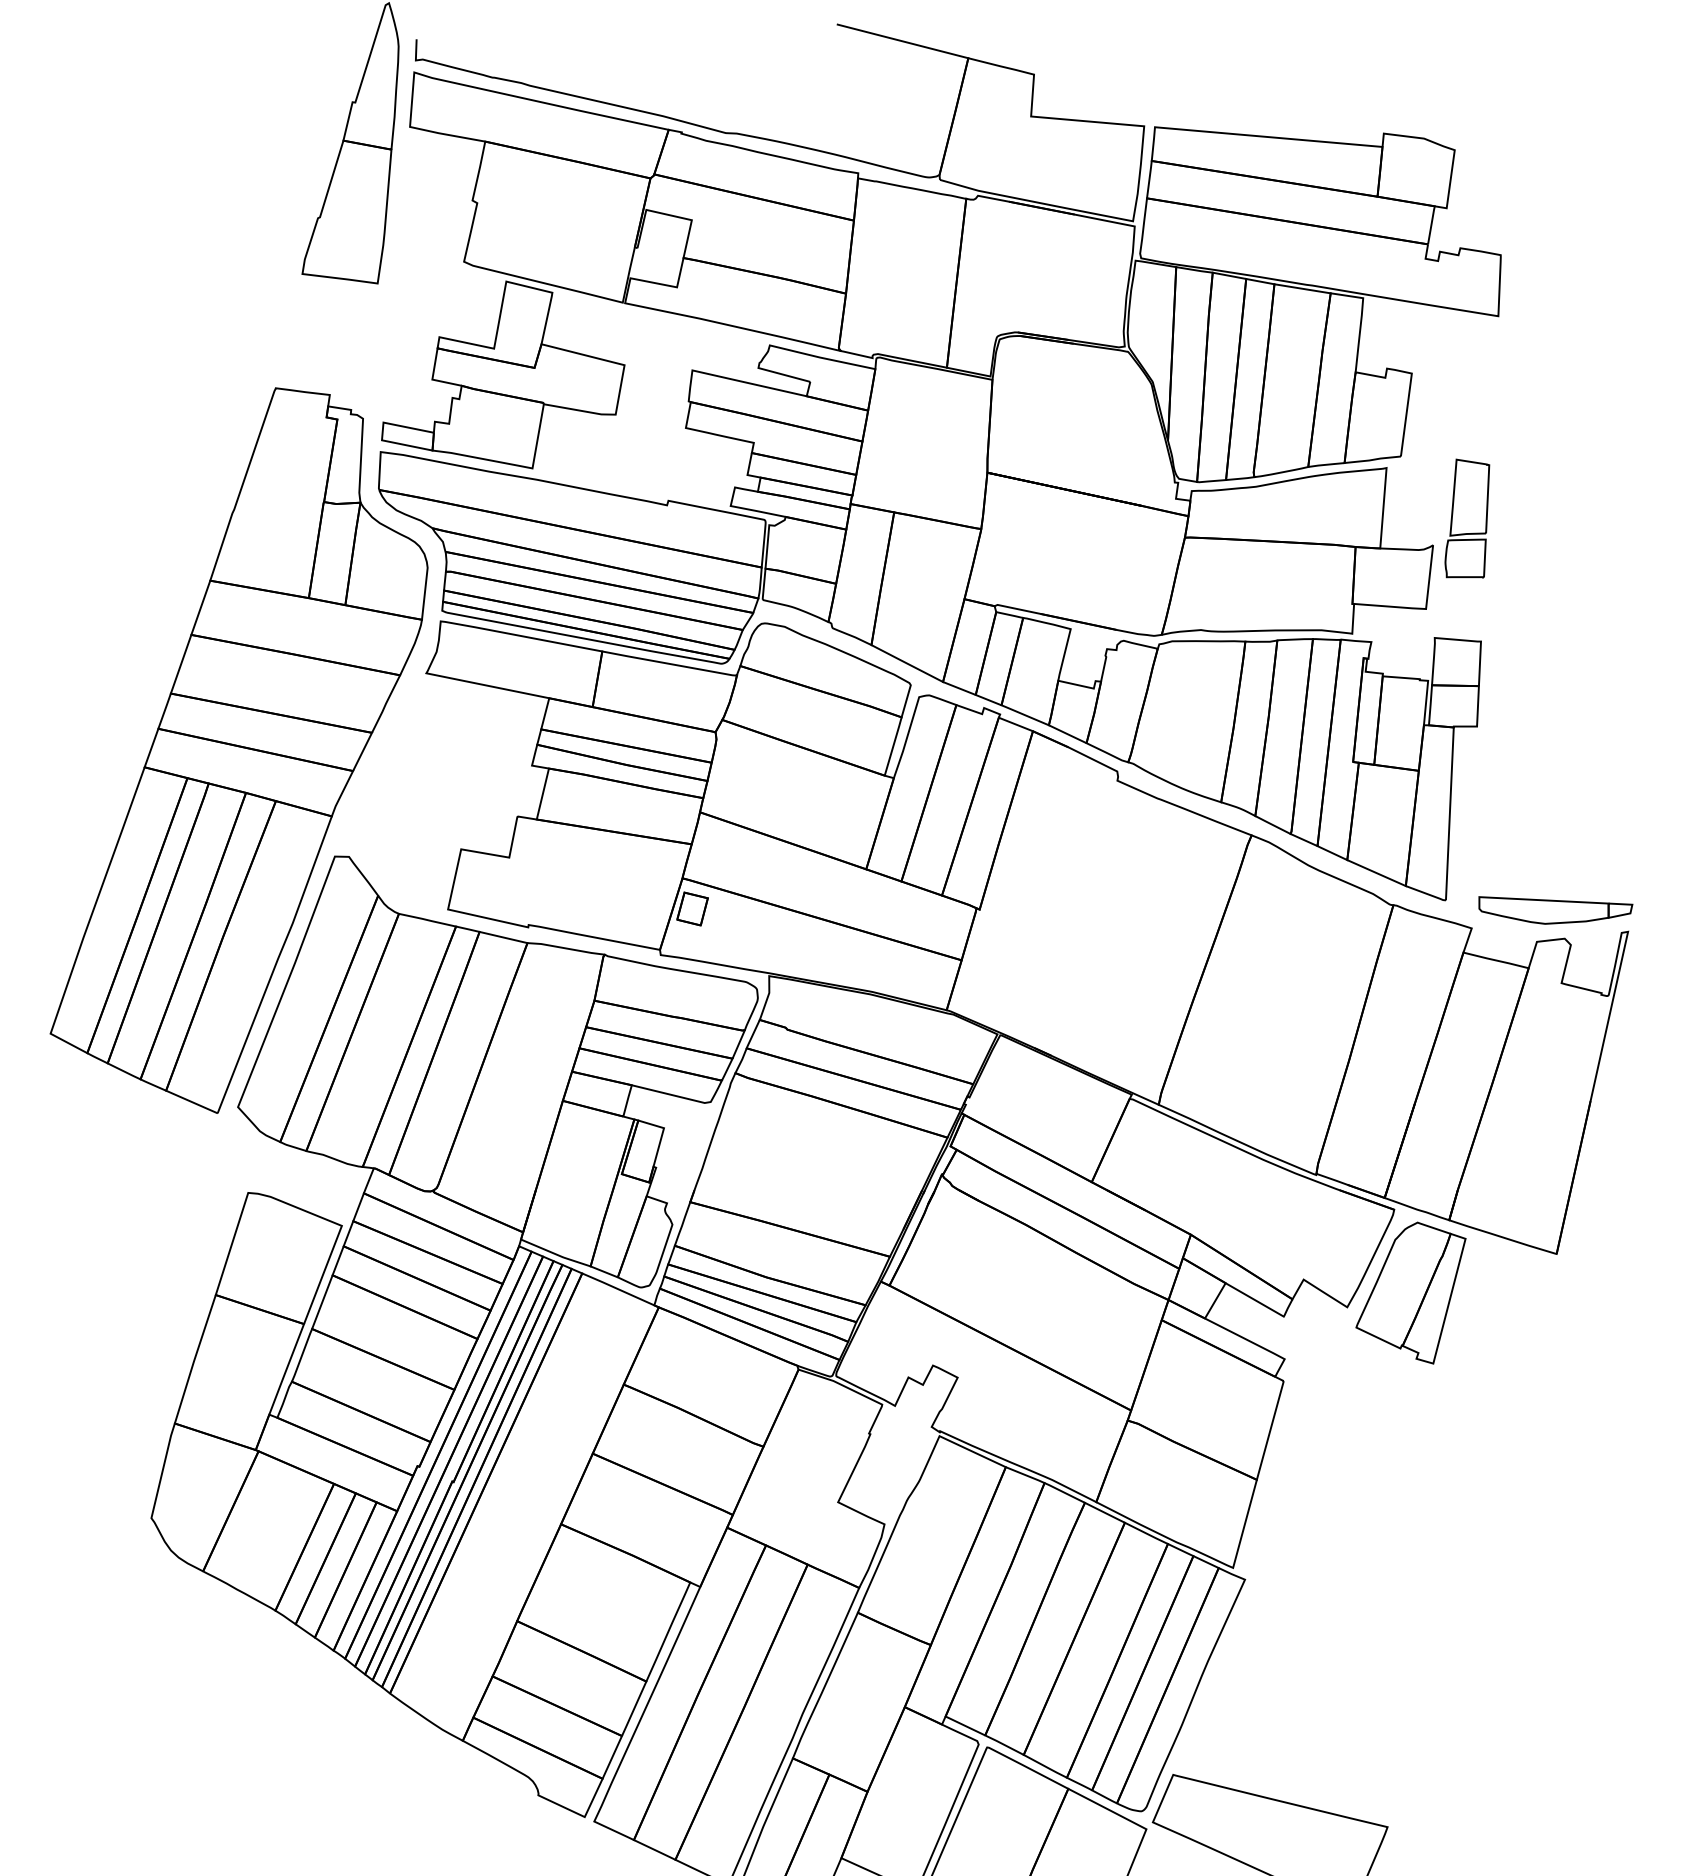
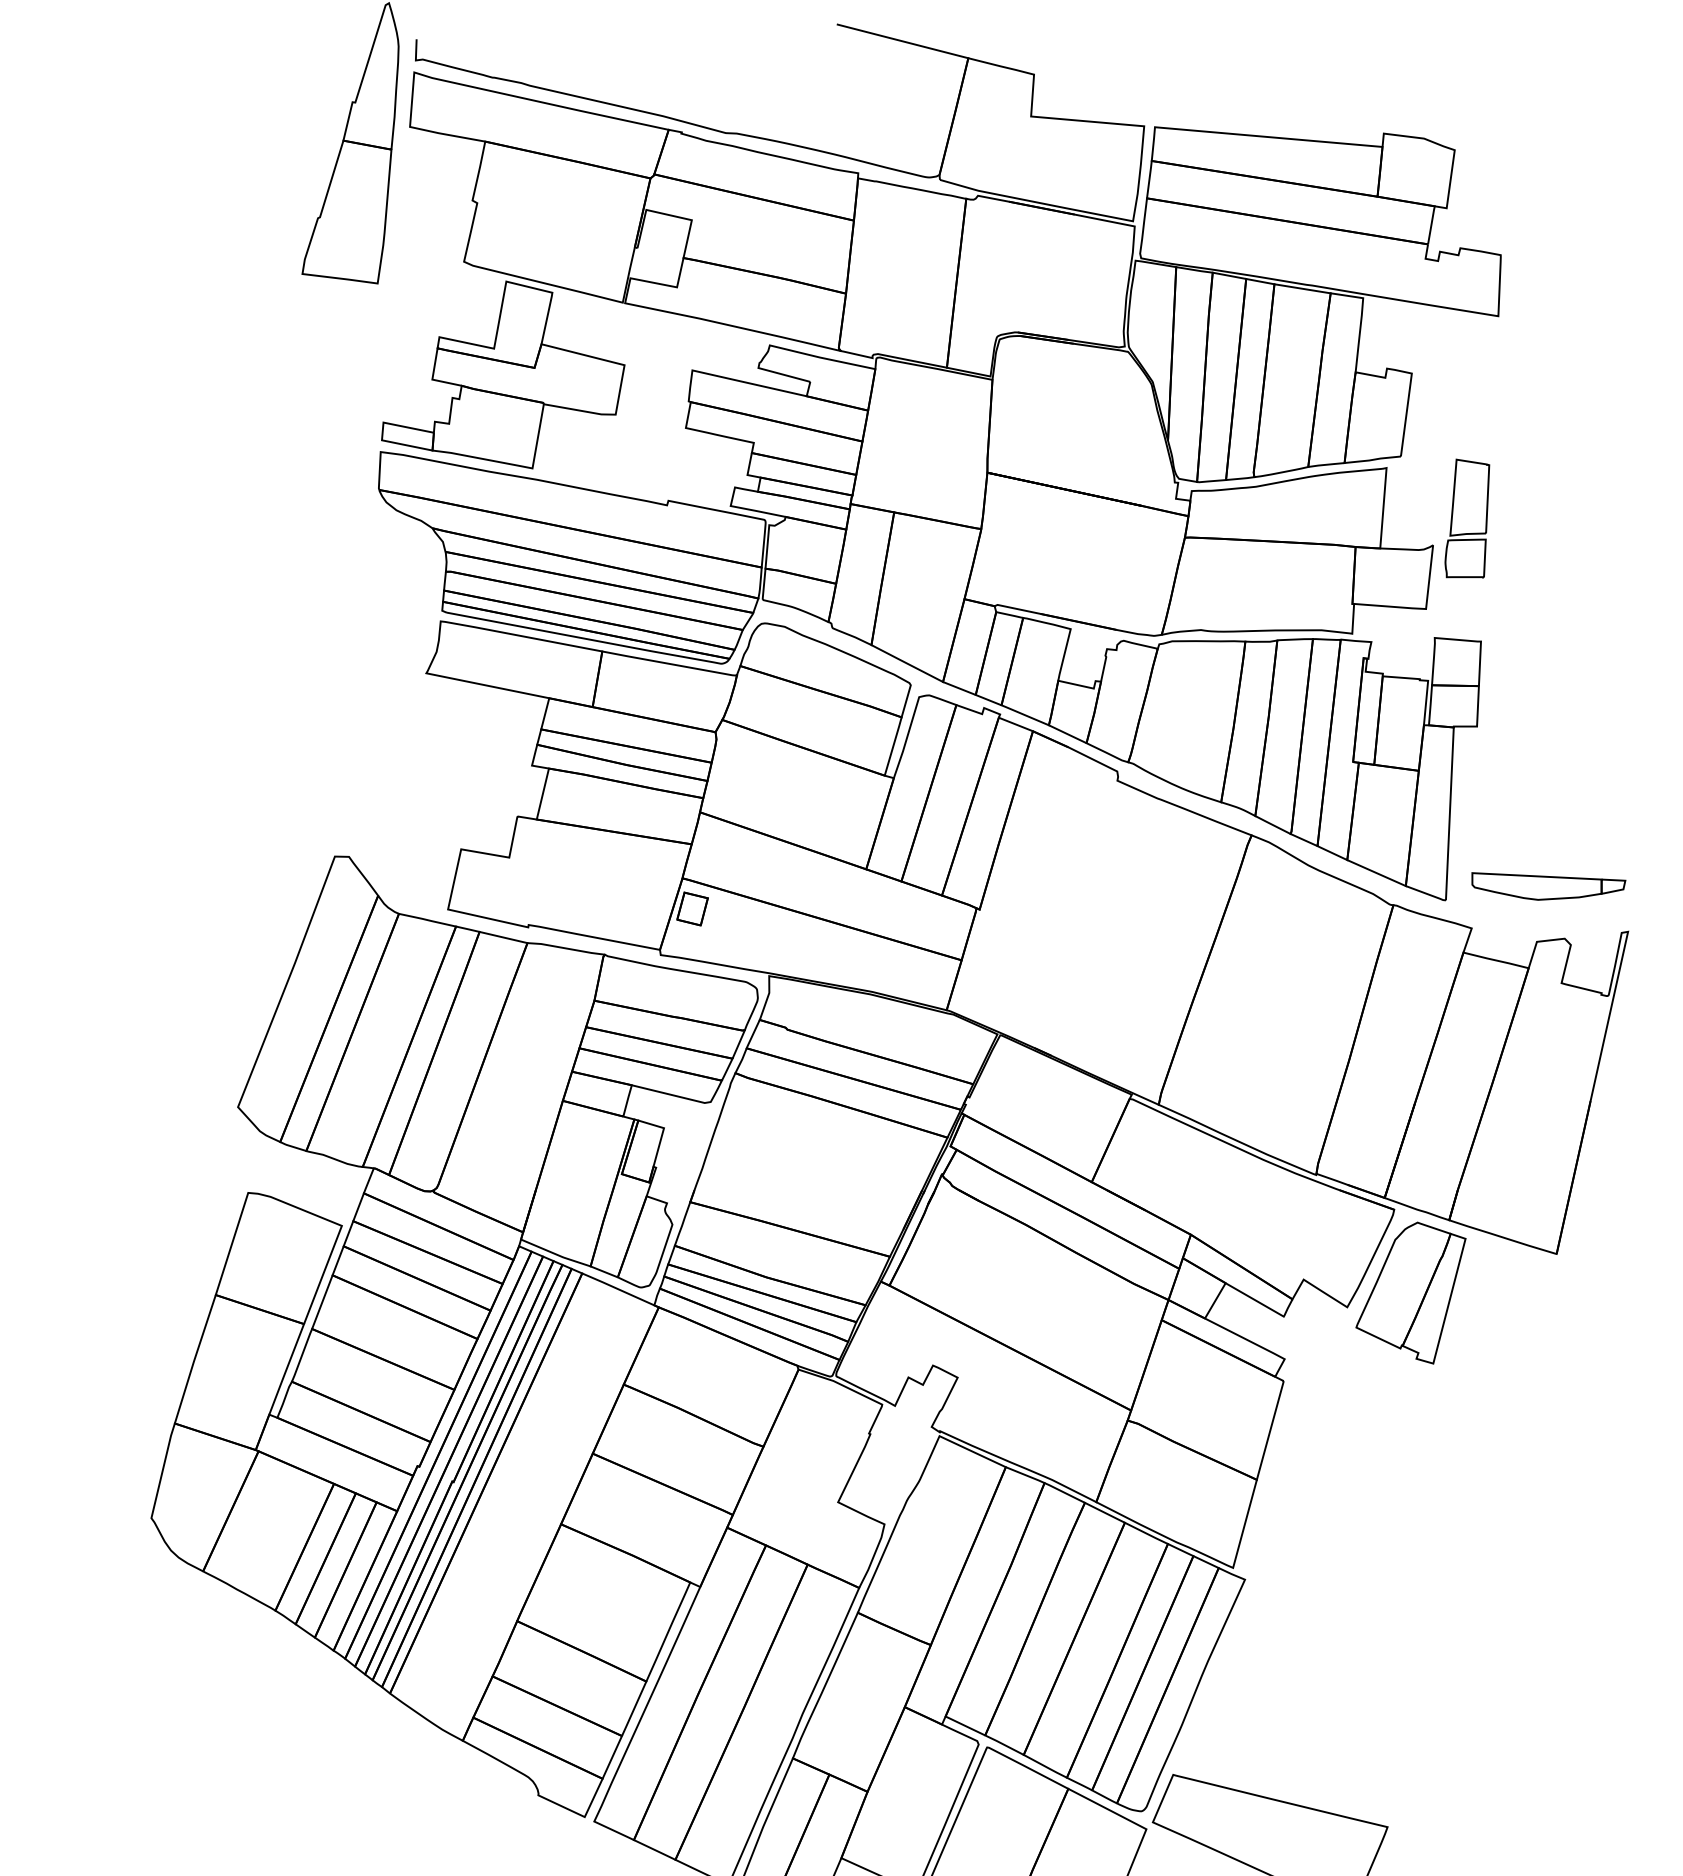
part: present -> none (238, 750)
part position: (1555, 910) -> (1548, 886) (1548, 886)
